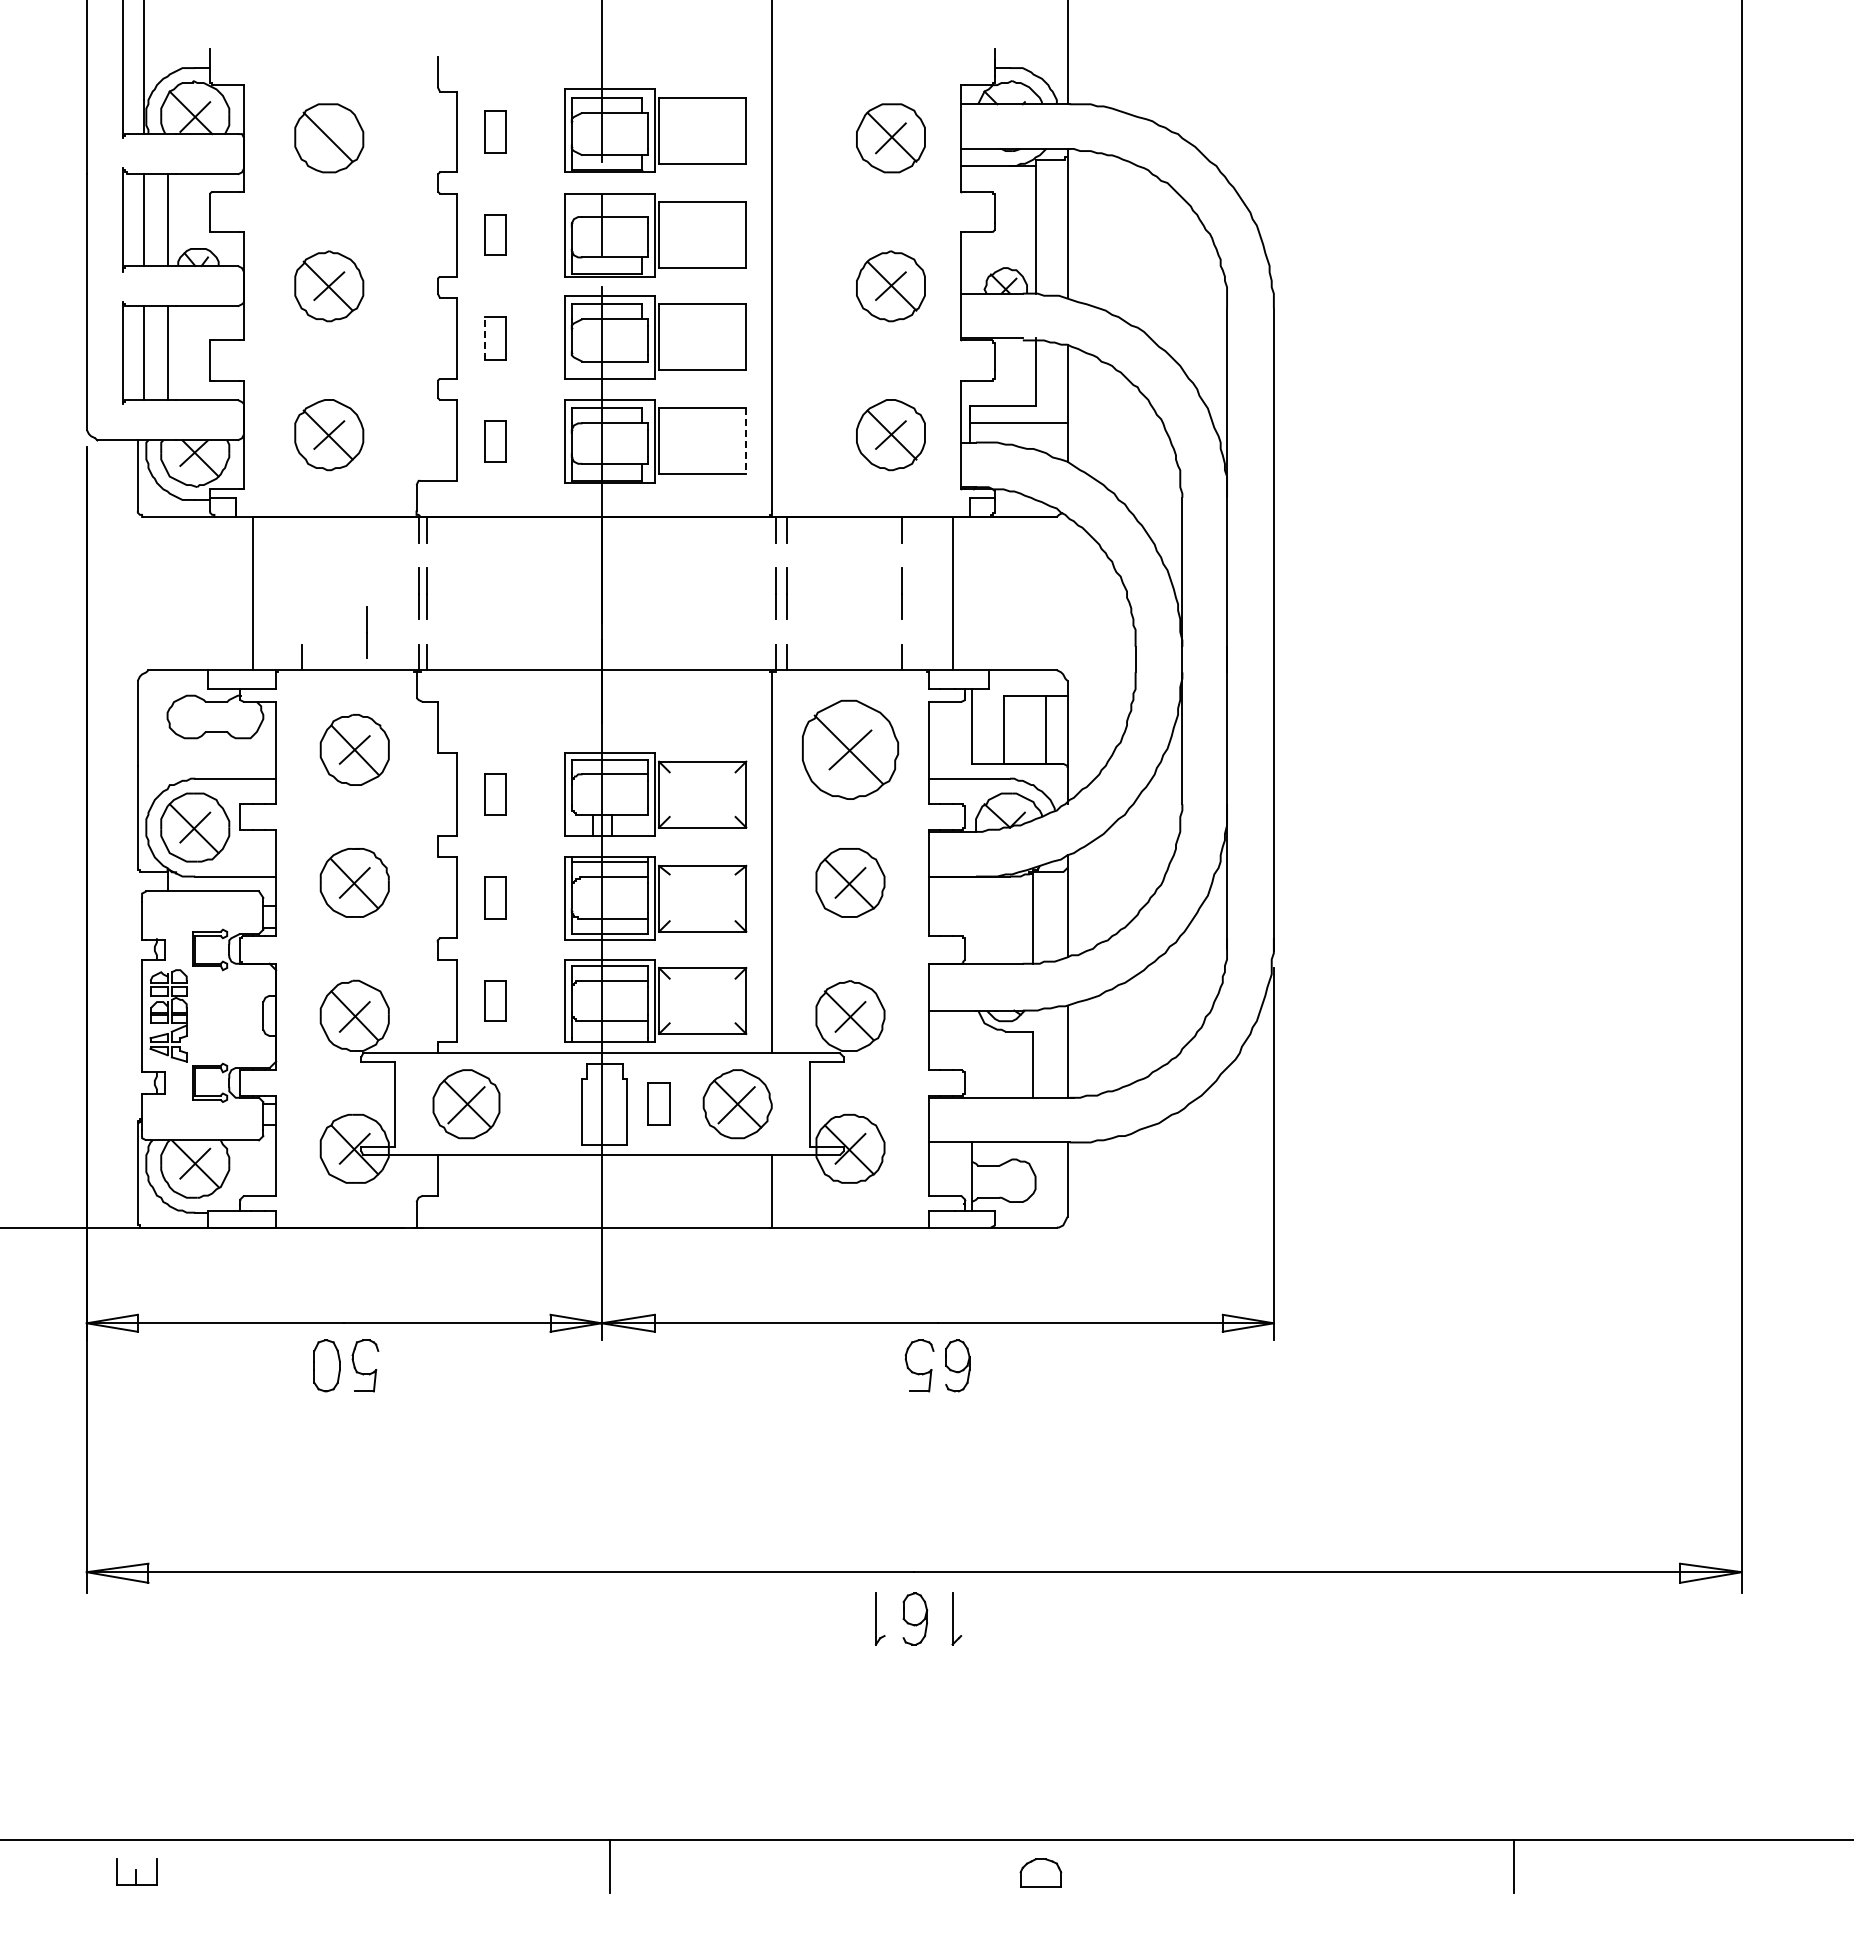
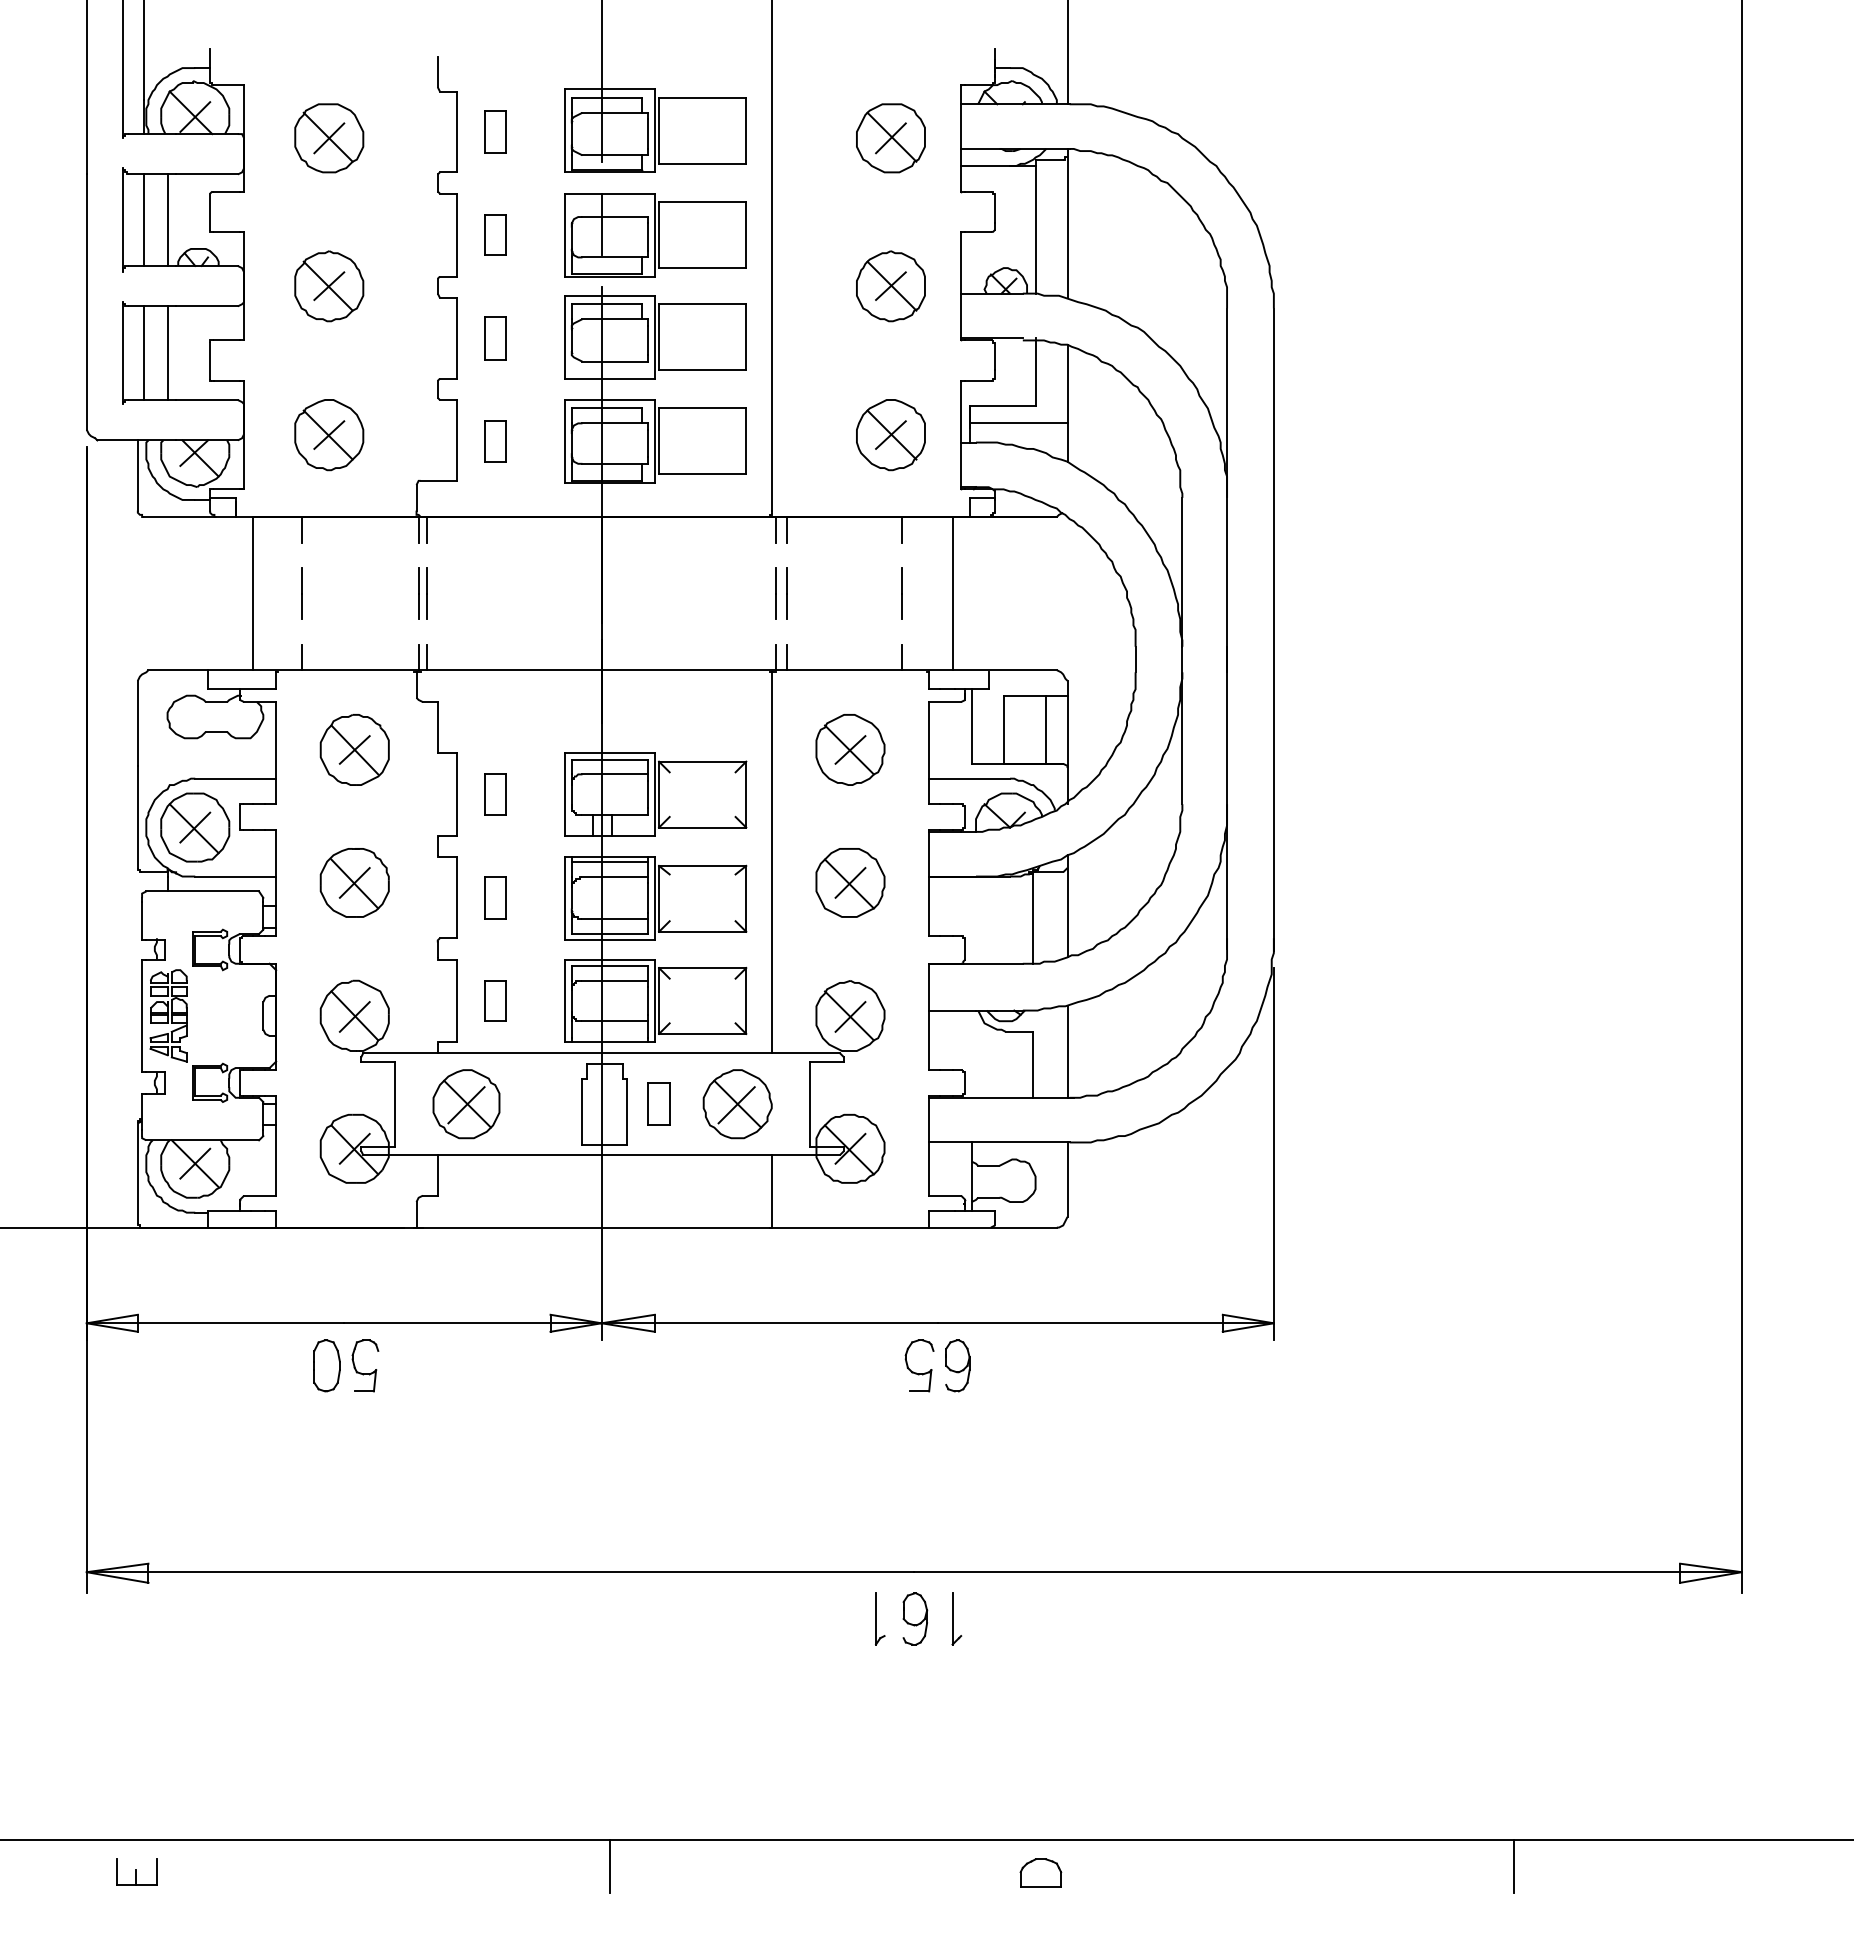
line: none -> present (329, 138)
line: dashed -> solid (484, 337)
line: dashed -> solid (746, 441)
line: none -> present (301, 529)
line position: (366, 632) -> (301, 593) (301, 593)
part size: 98x101 px -> 71x72 px (850, 749)
